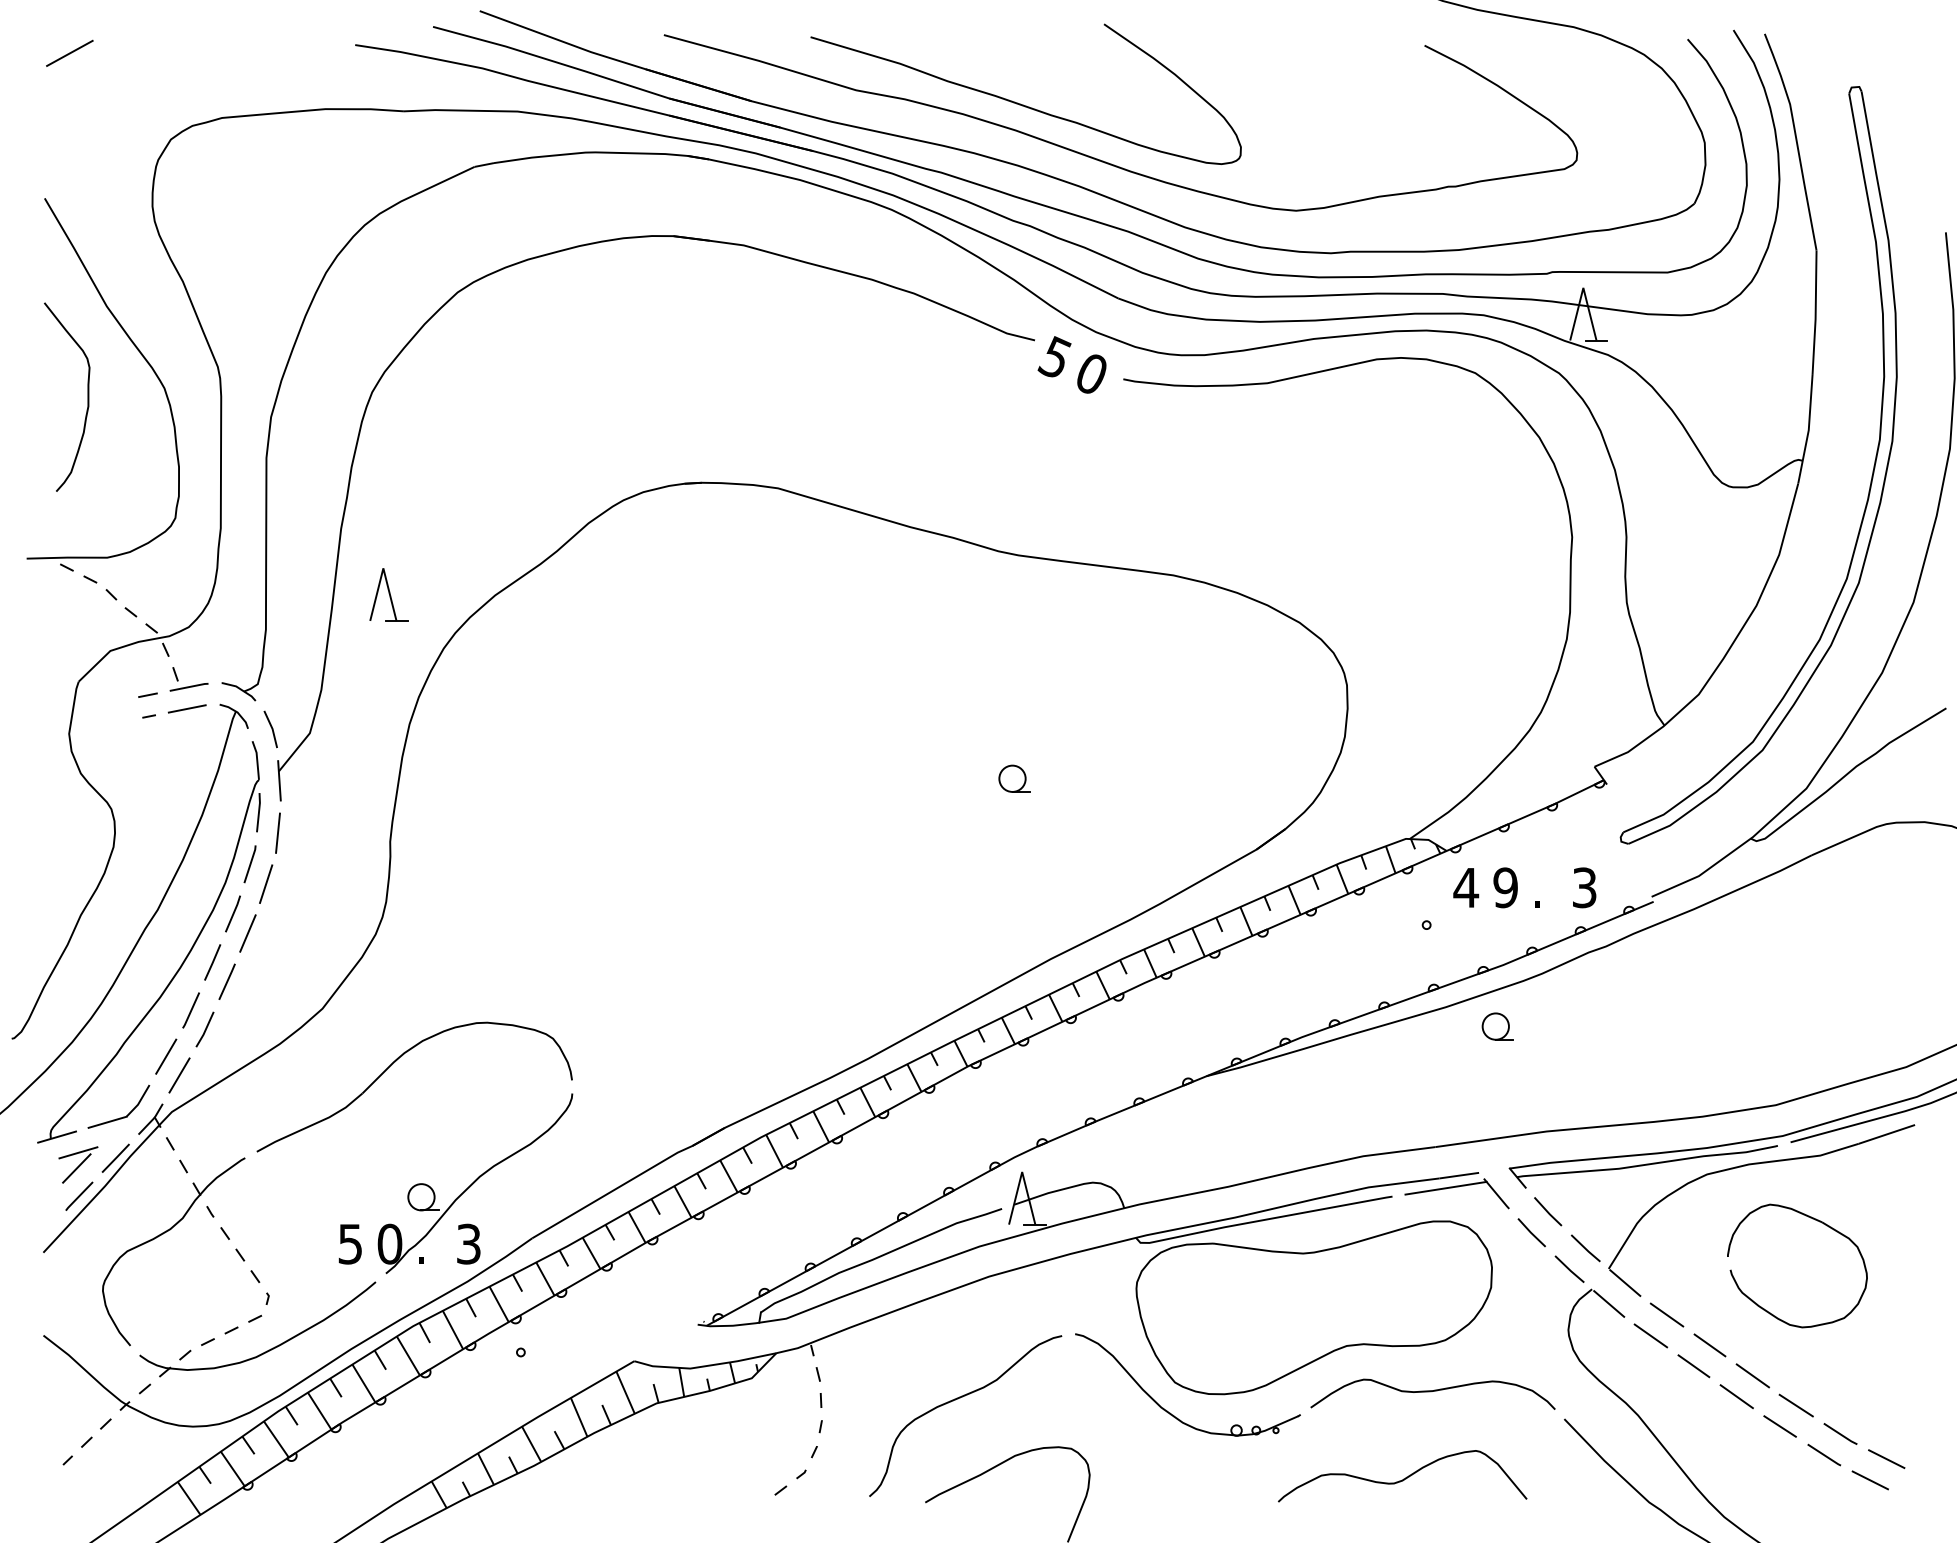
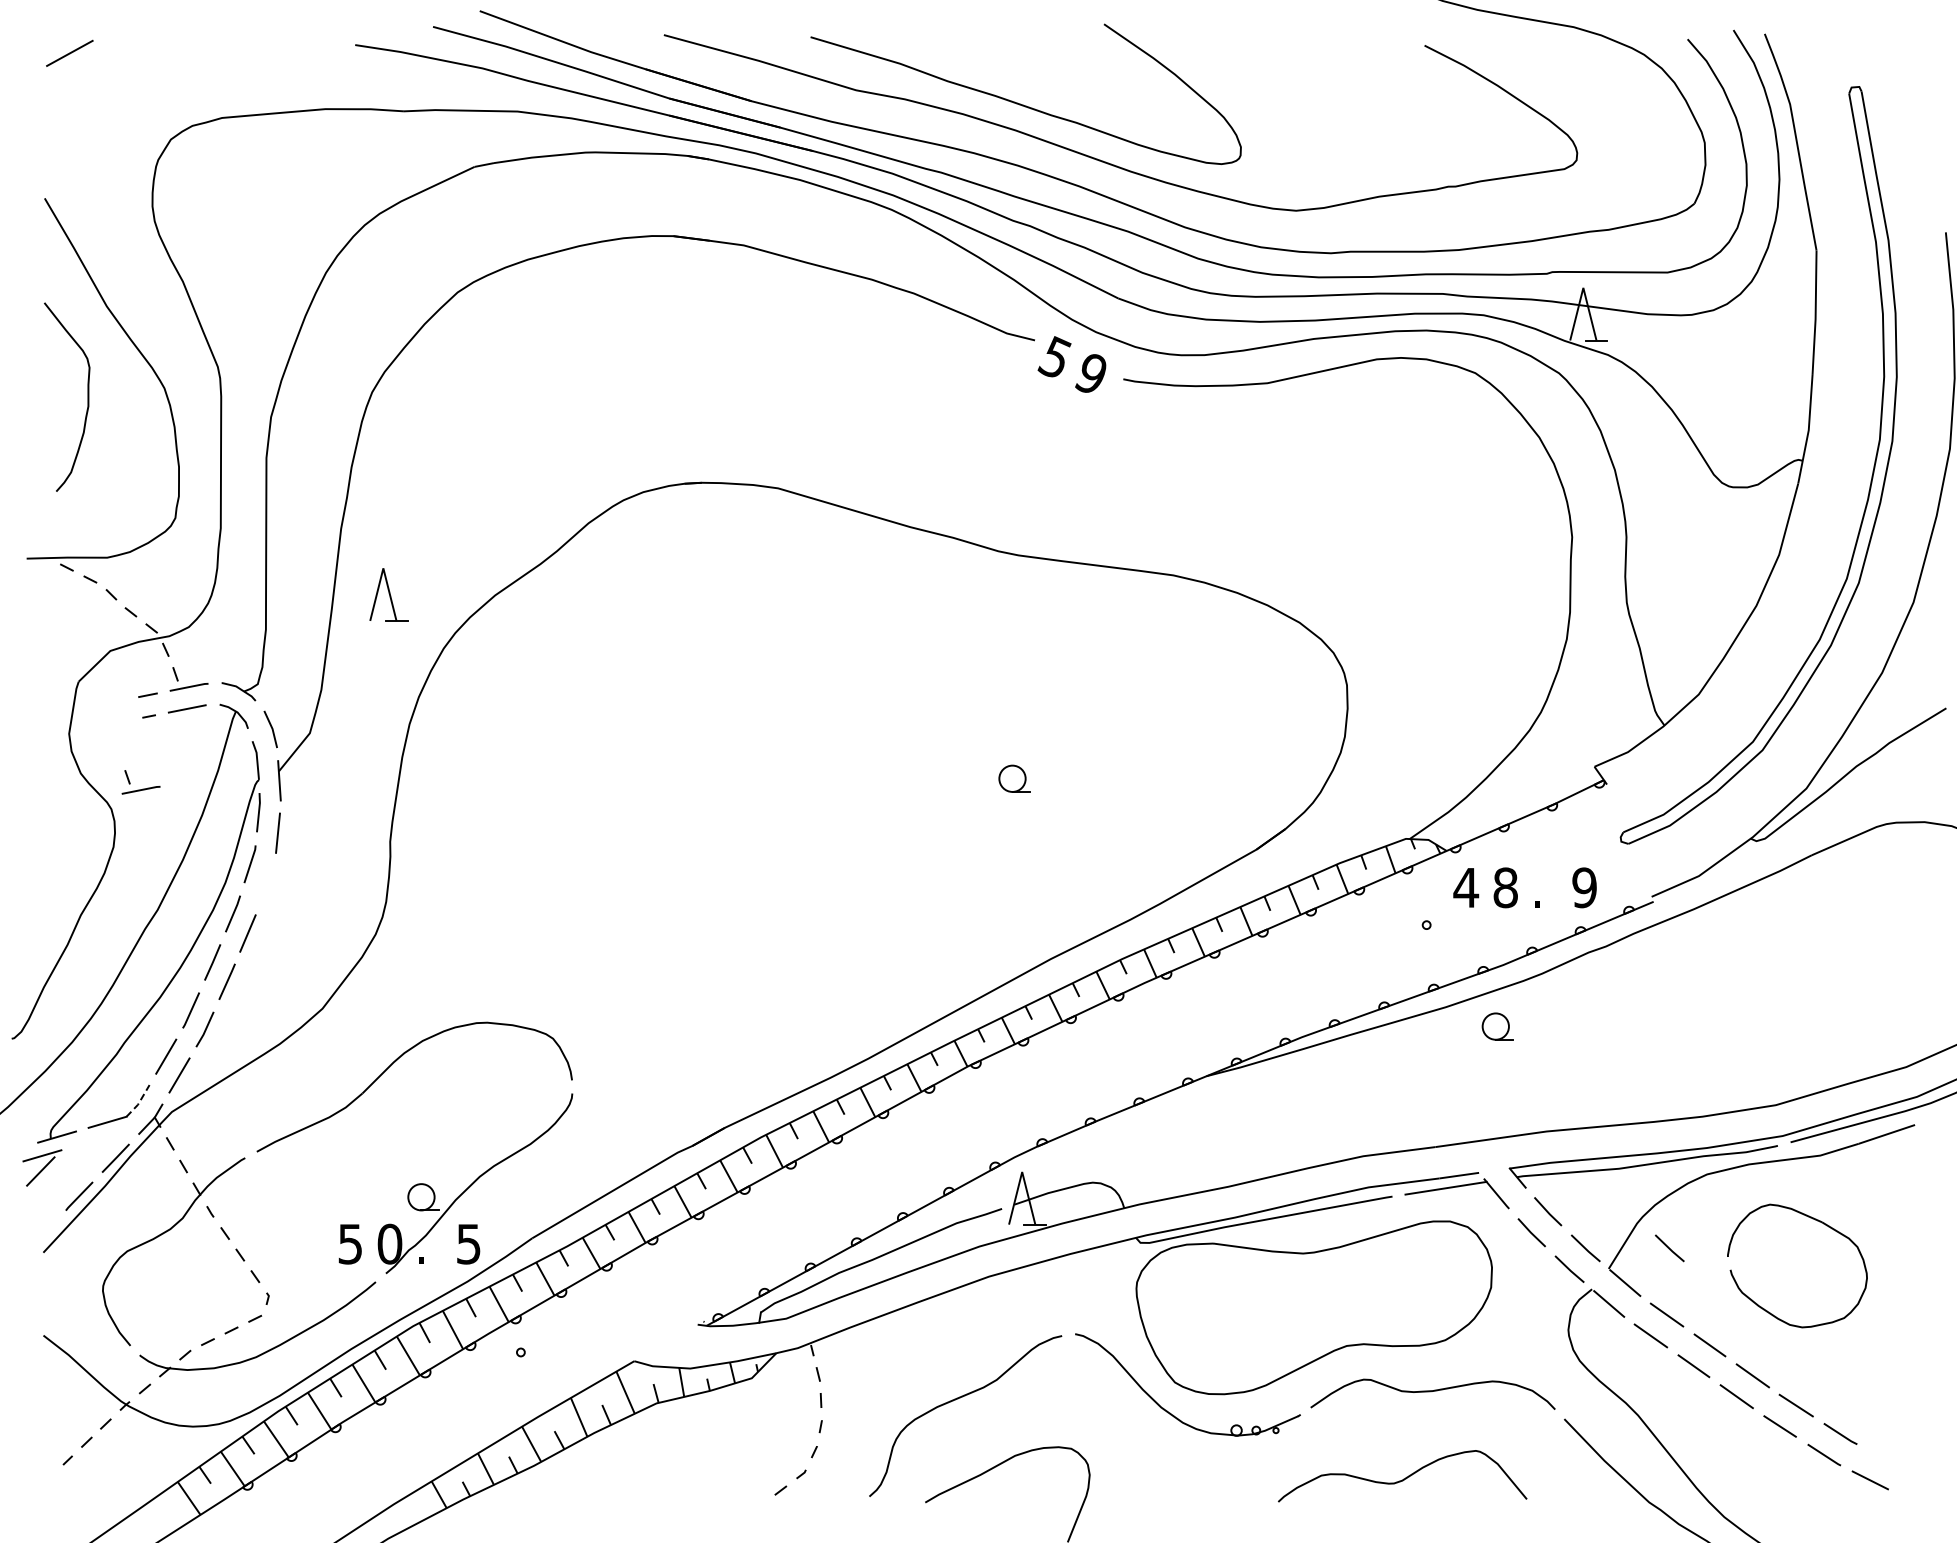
text: 0 -> 9 (1090, 373)
part: none -> present (142, 788)
line: present -> none (266, 883)
text: 9 -> 8 (1505, 887)
text: 3 -> 9 (1584, 887)
line: solid -> dashed (139, 1102)
part position: (78, 1164) -> (42, 1167) (42, 1167)
text: 3 -> 5 (469, 1243)
line: none -> present (1669, 1248)
line: present -> none (1886, 1459)
